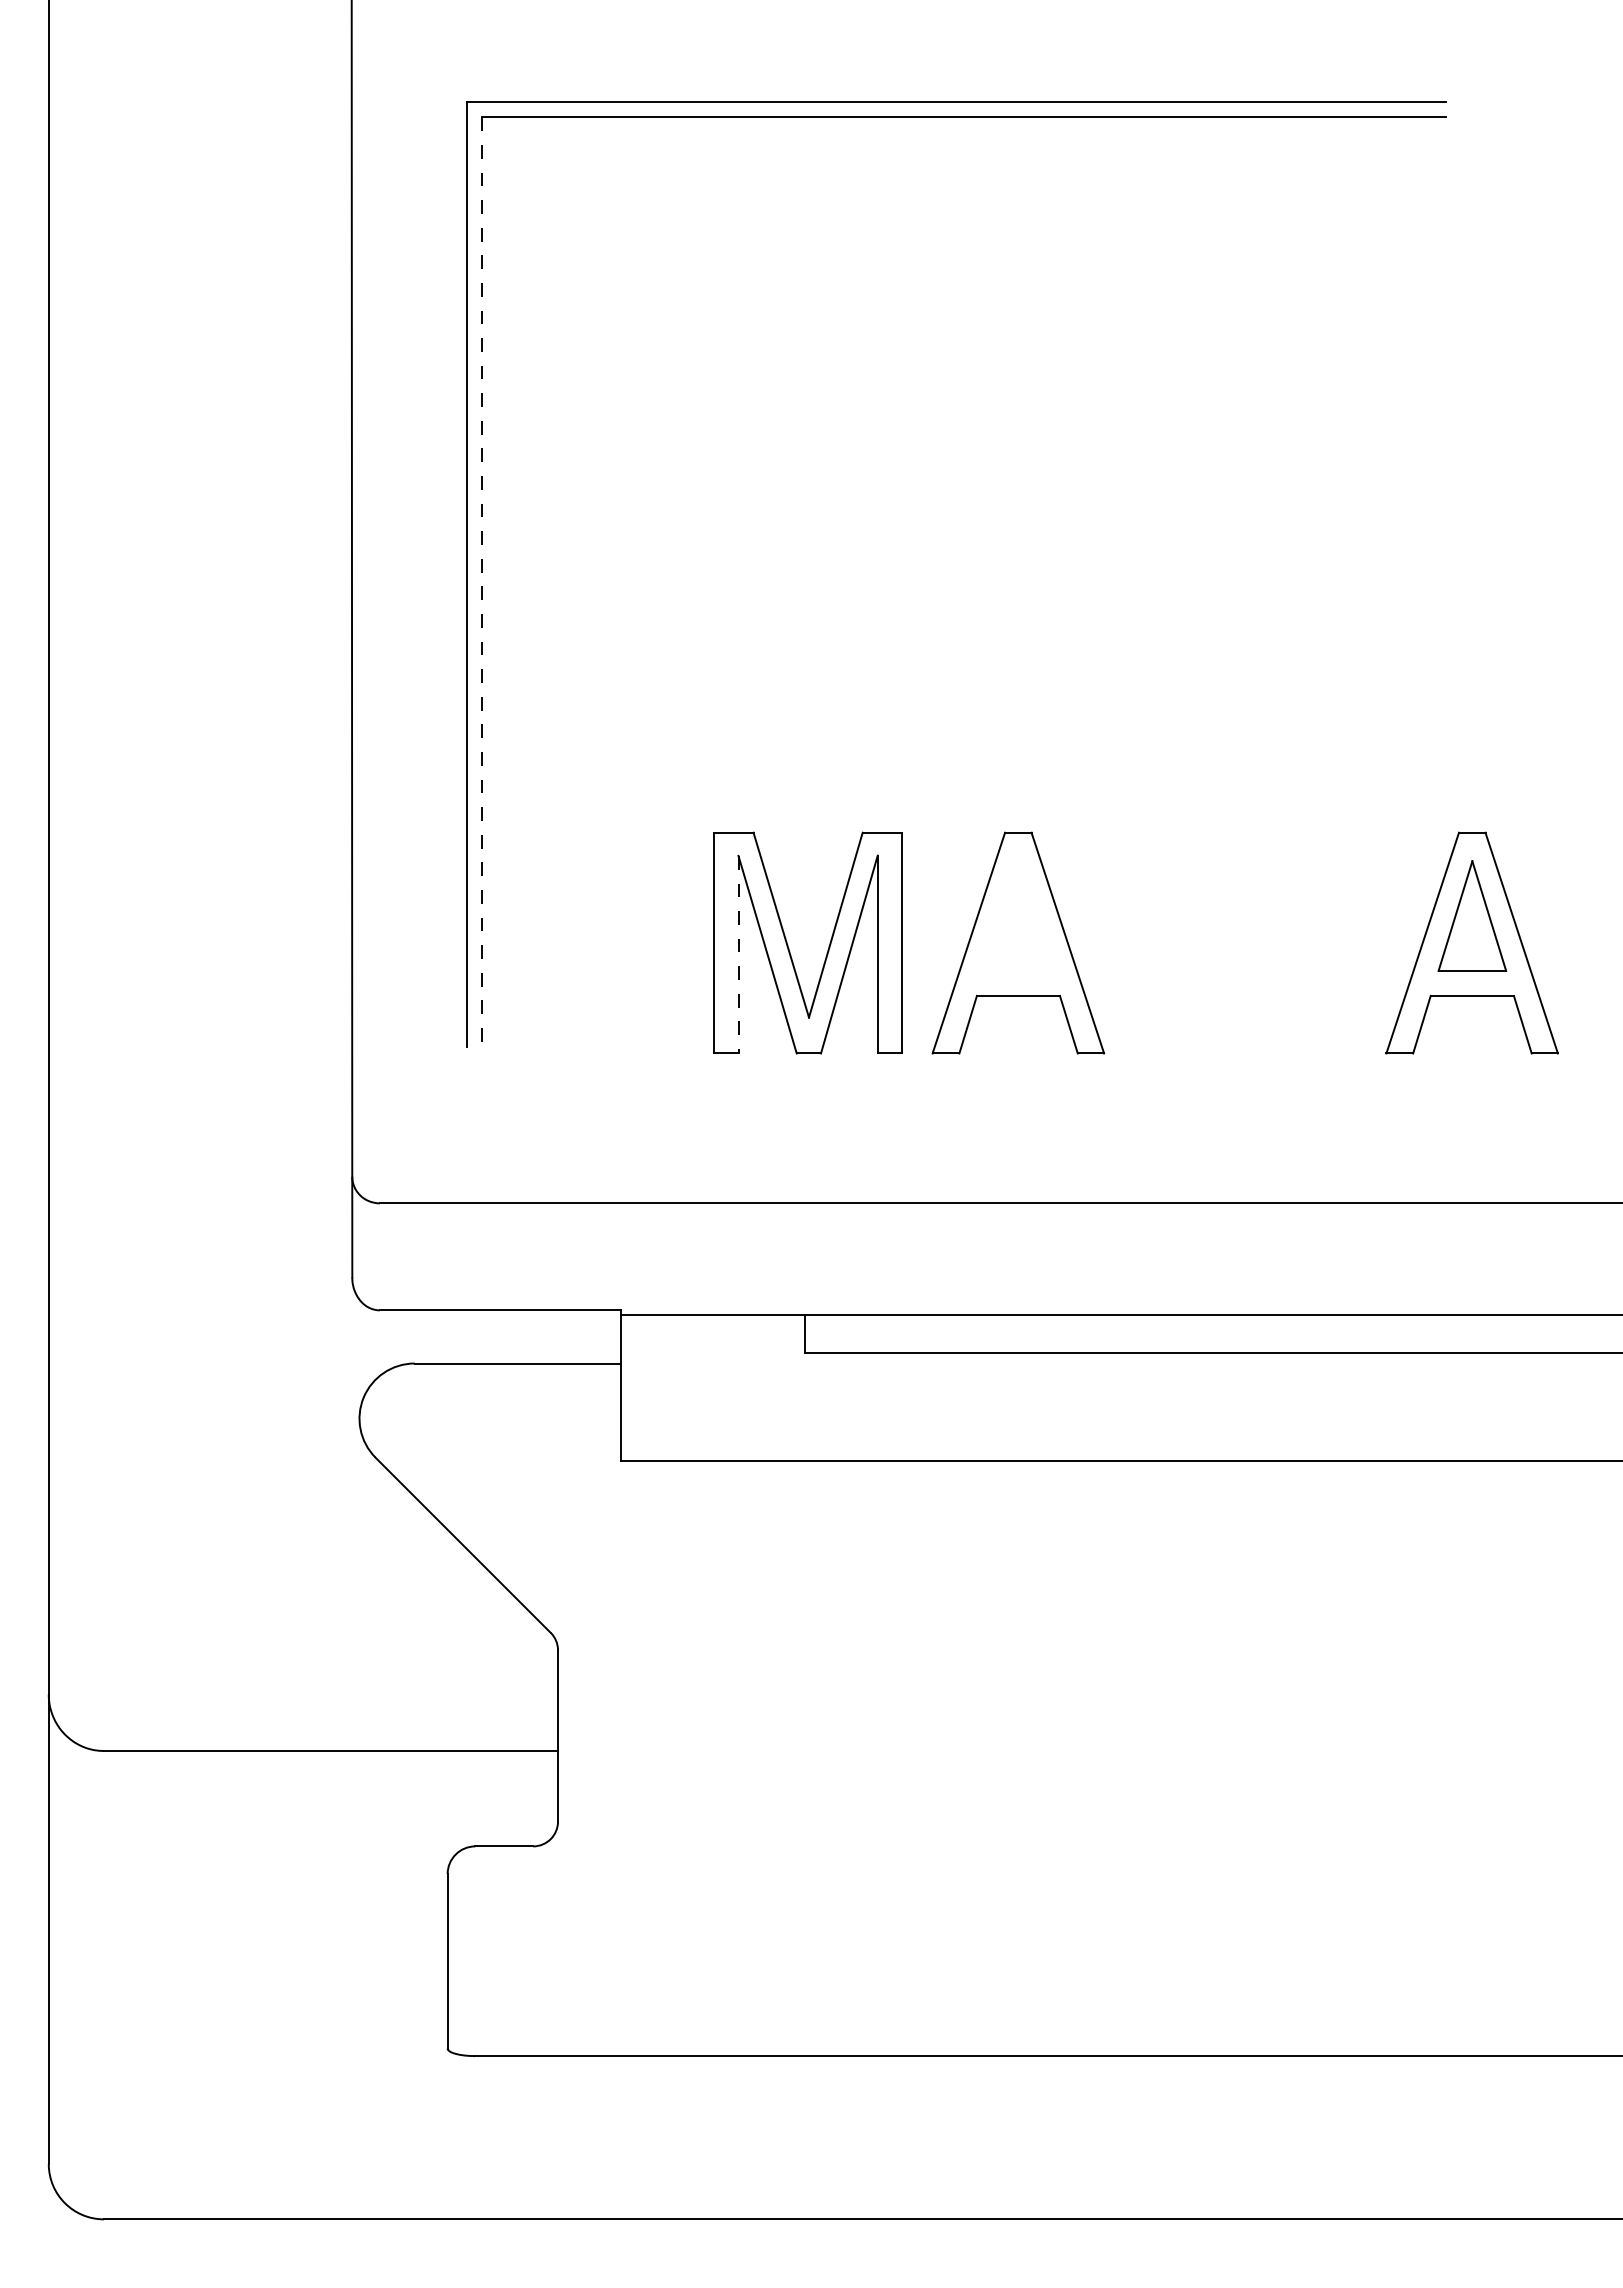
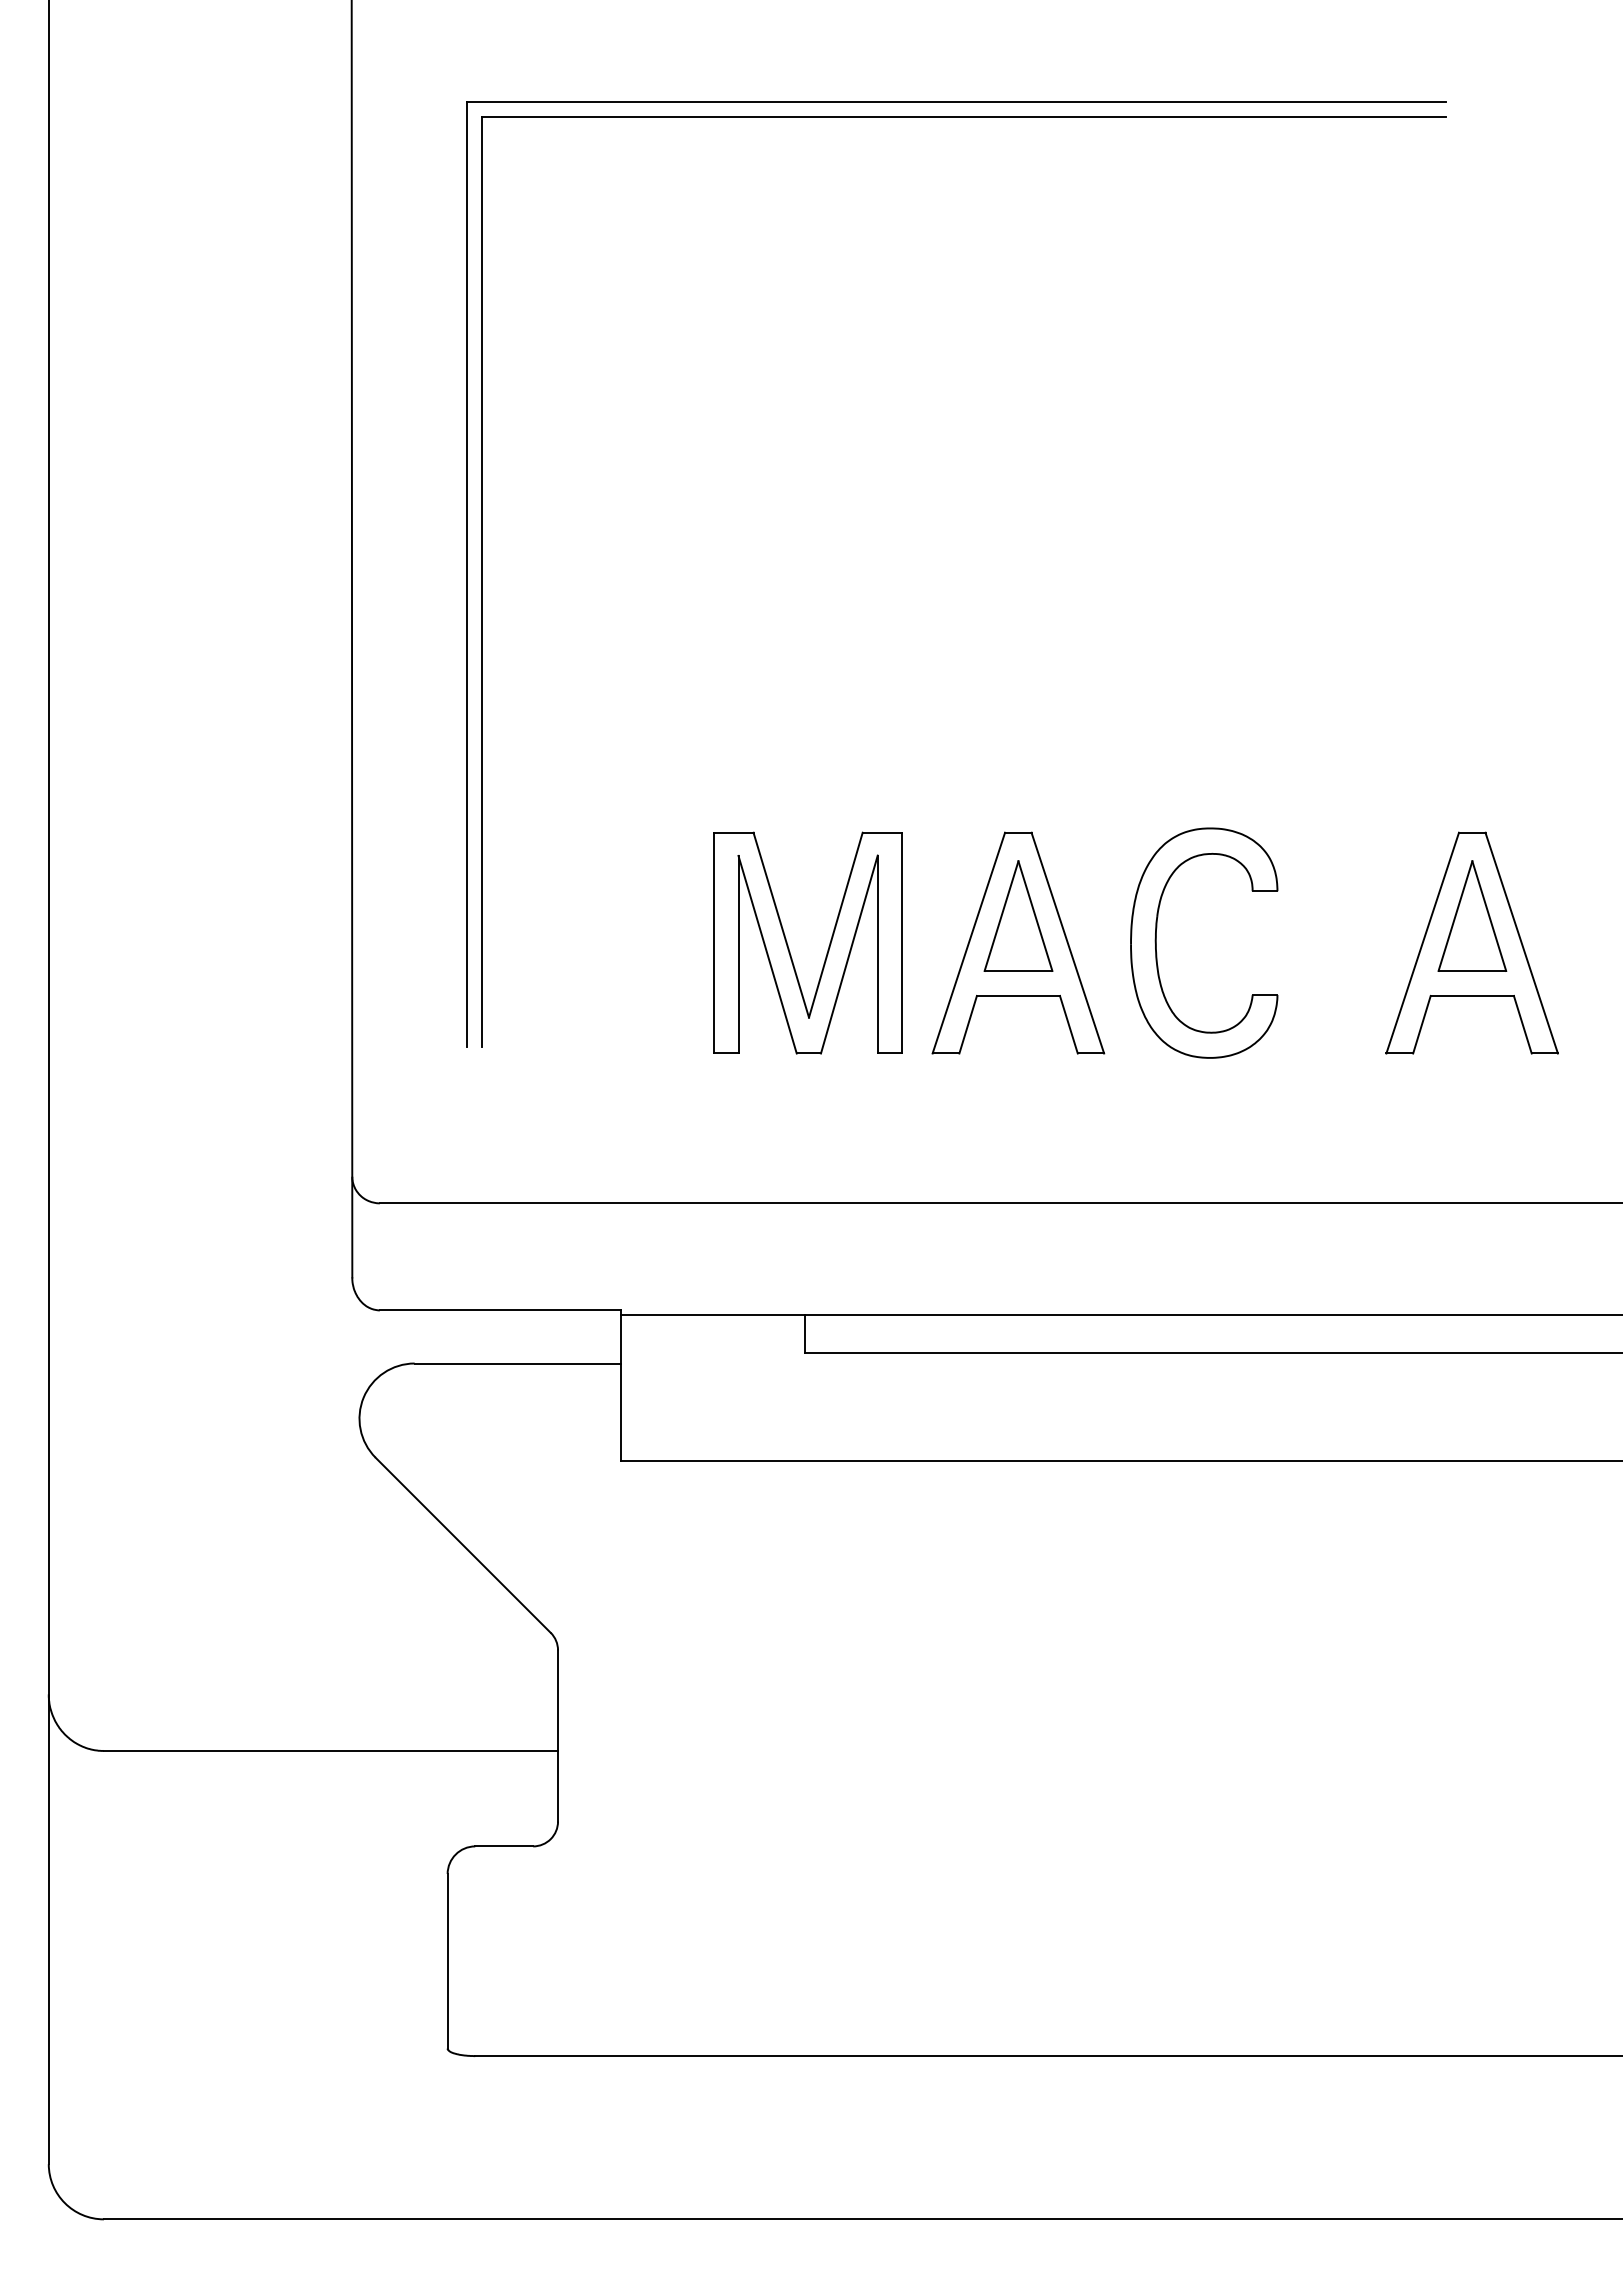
line: dashed -> solid (482, 581)
part: none -> present (1018, 915)
part: none -> present (1156, 942)
line: dashed -> solid (738, 954)
